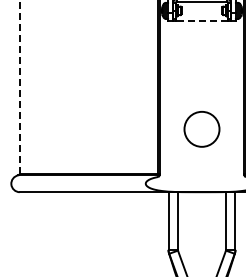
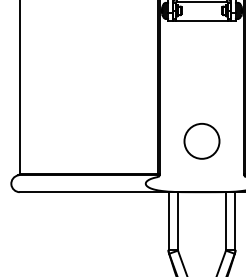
line: dashed -> solid (201, 21)
line: dashed -> solid (19, 86)
circle position: (201, 129) -> (201, 141) (201, 141)
